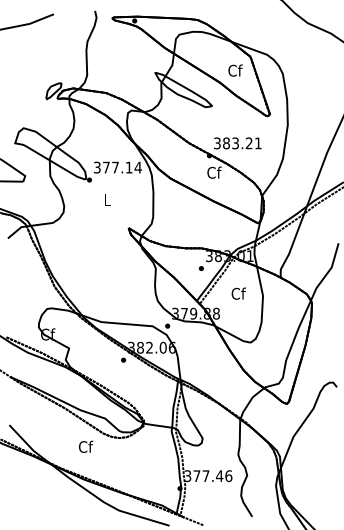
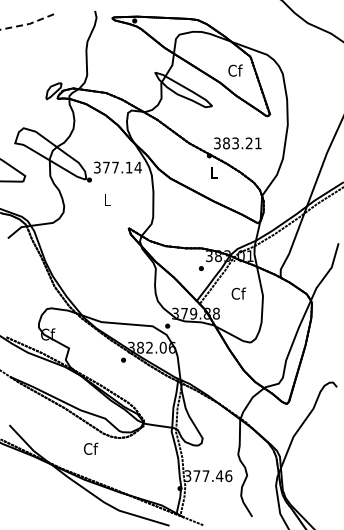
line: solid -> dashed (27, 24)
text: Cf -> L (214, 172)
text position: (86, 446) -> (91, 448) (91, 448)
